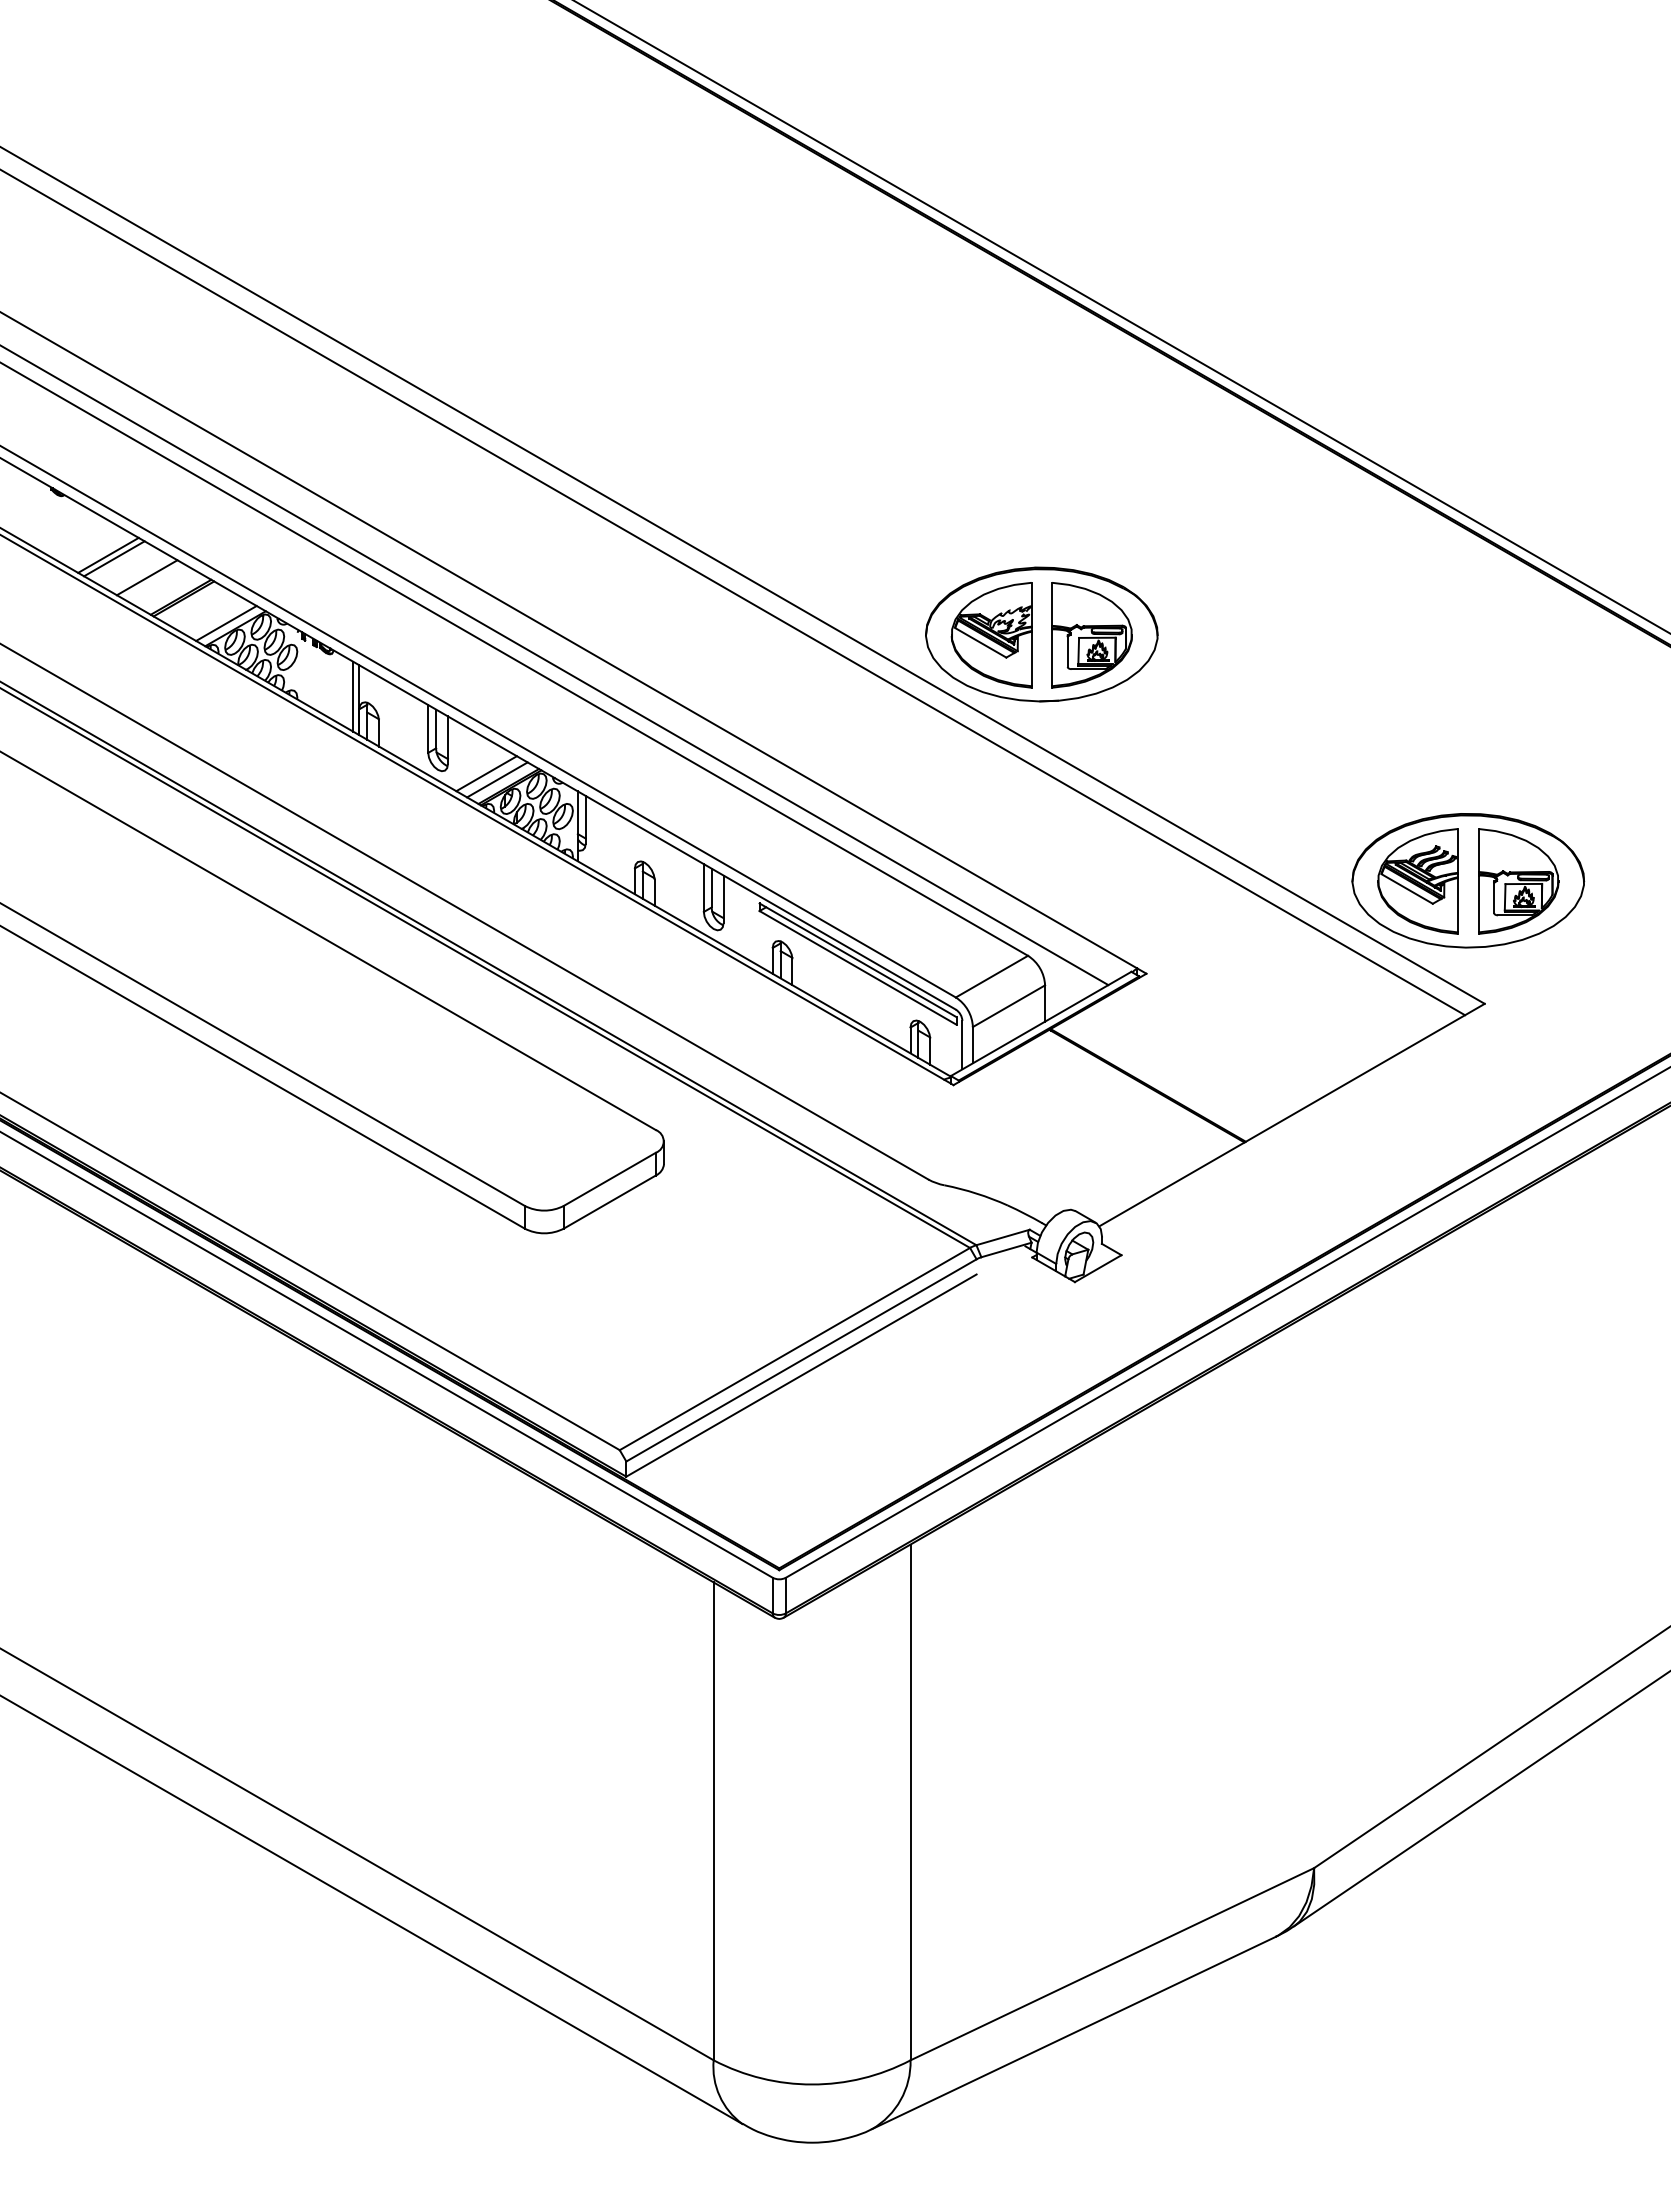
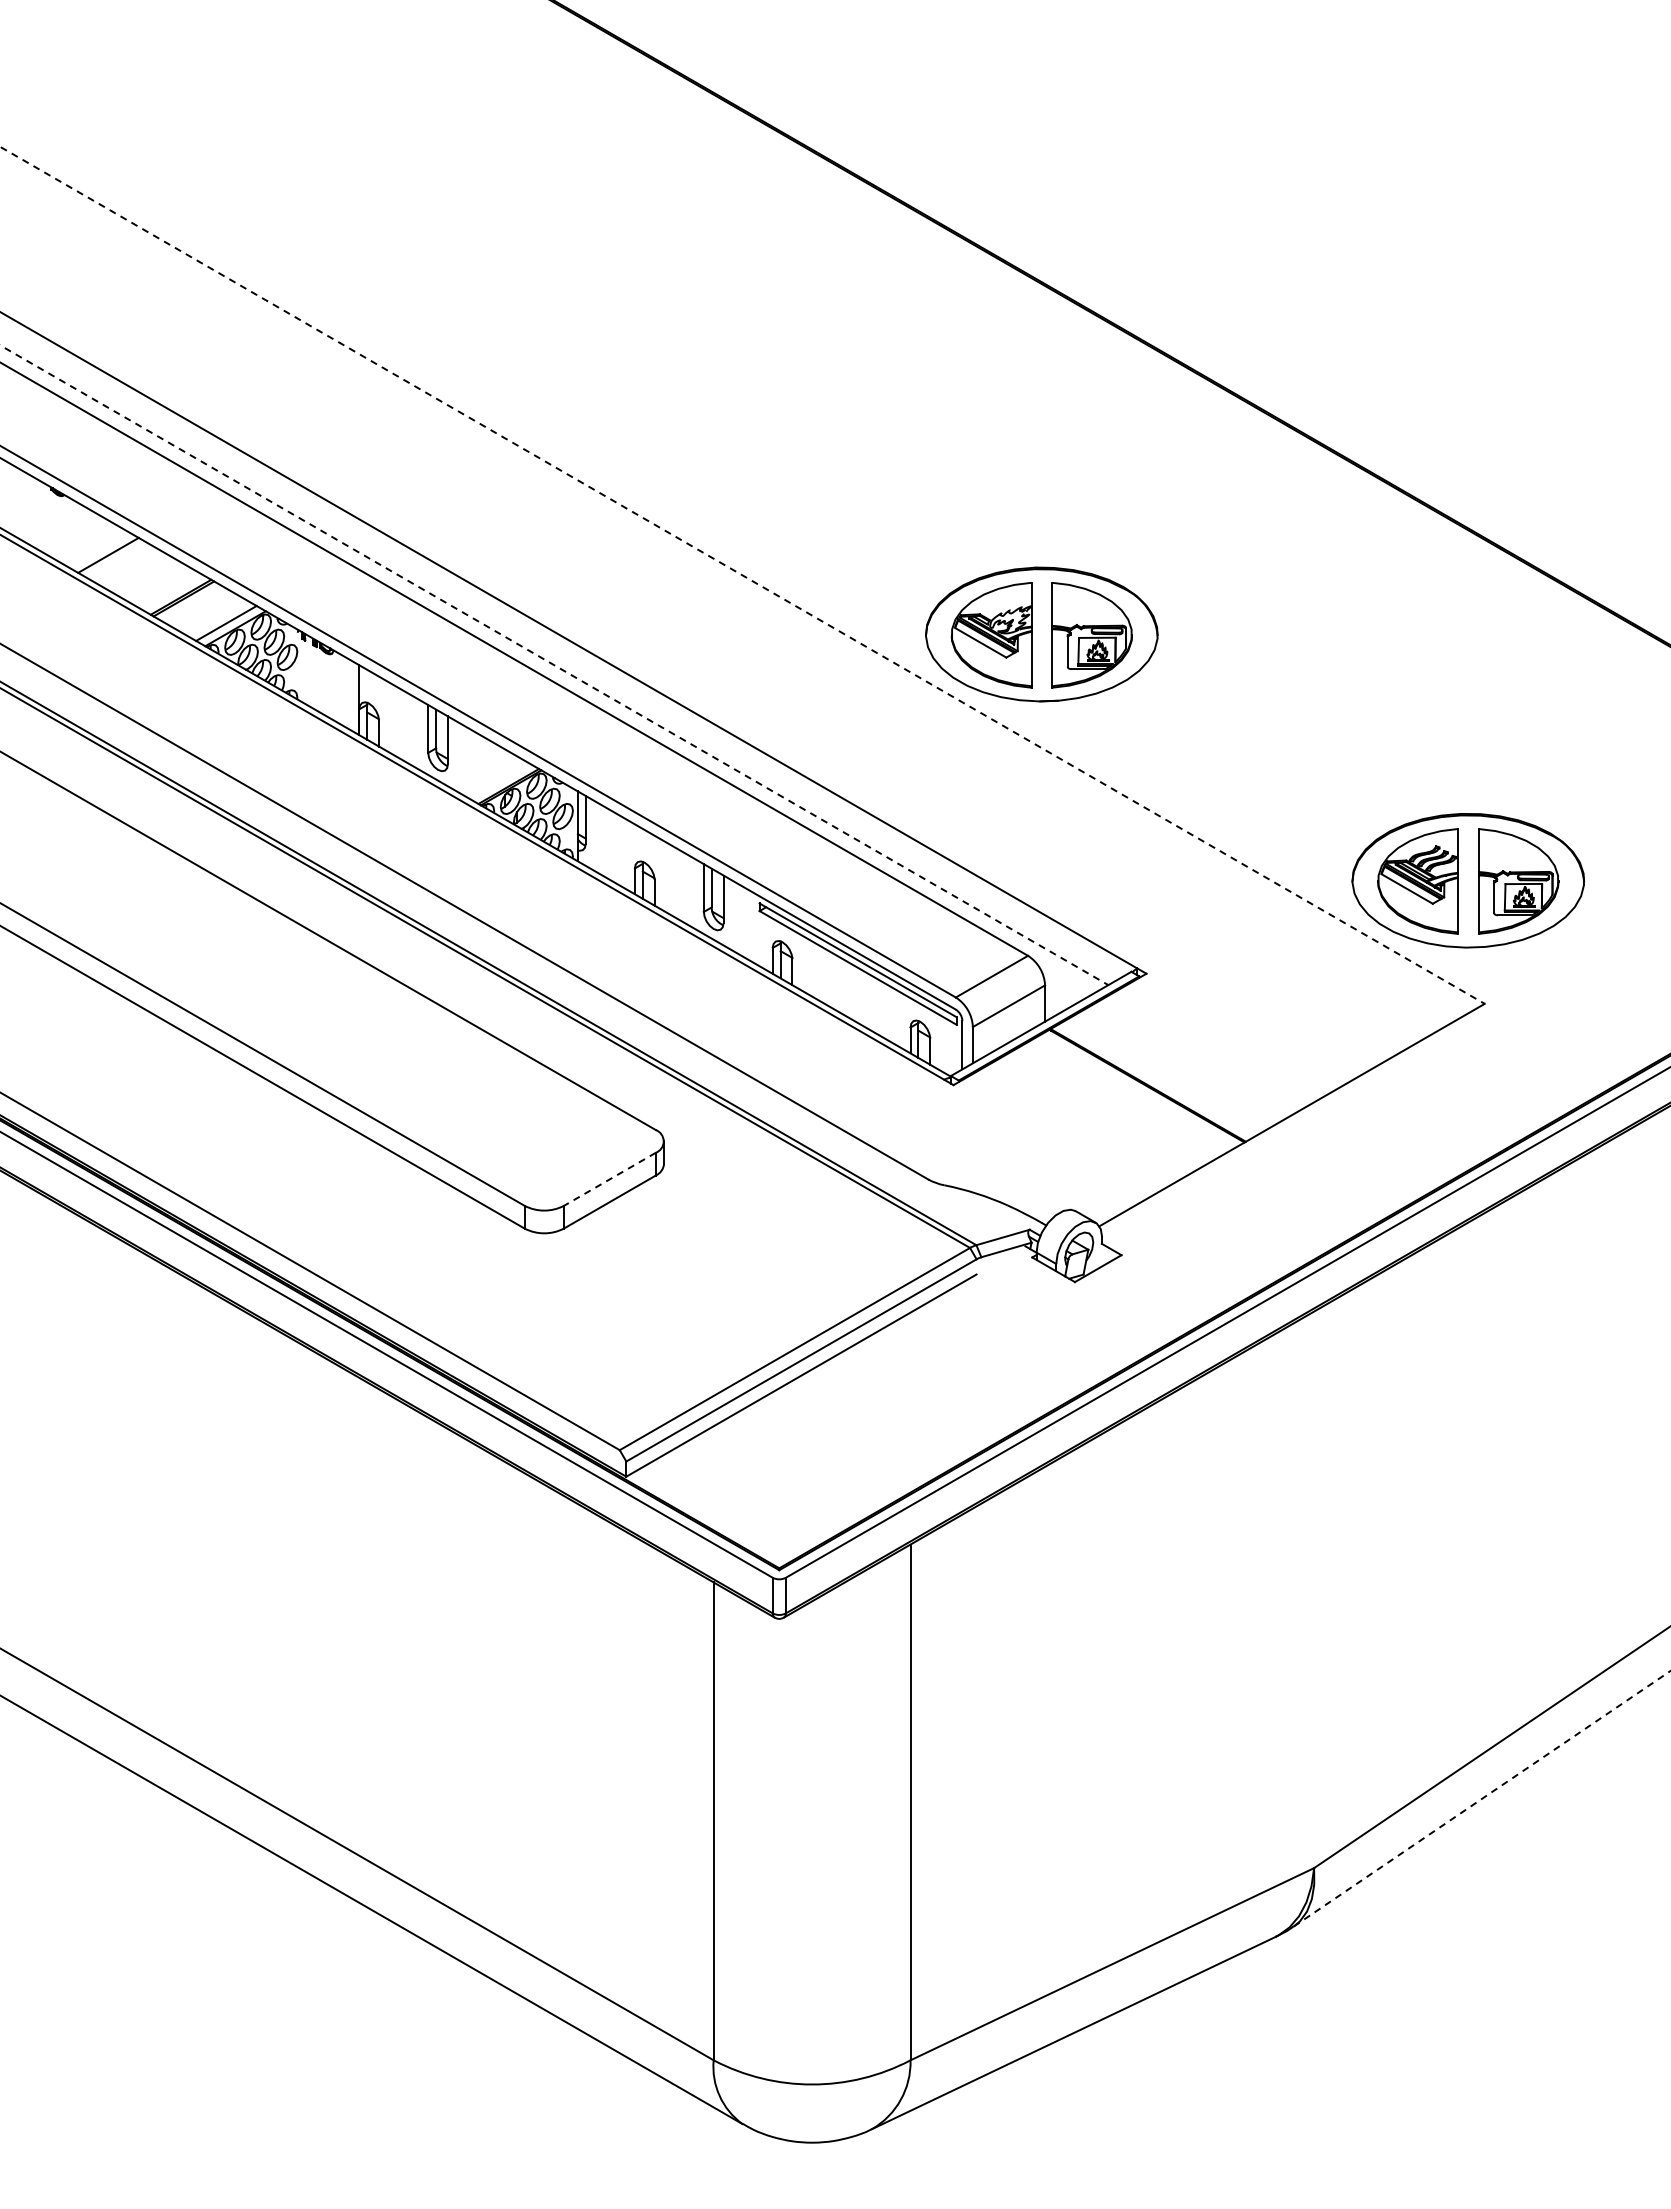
line: present -> none (1121, 317)
line: present -> none (114, 558)
line: solid -> dashed (742, 575)
line: present -> none (146, 577)
line: present -> none (733, 592)
line: solid -> dashed (555, 665)
line: present -> none (353, 696)
line: present -> none (486, 773)
line: present -> none (497, 779)
line: solid -> dashed (609, 1179)
line: solid -> dashed (1482, 1798)
